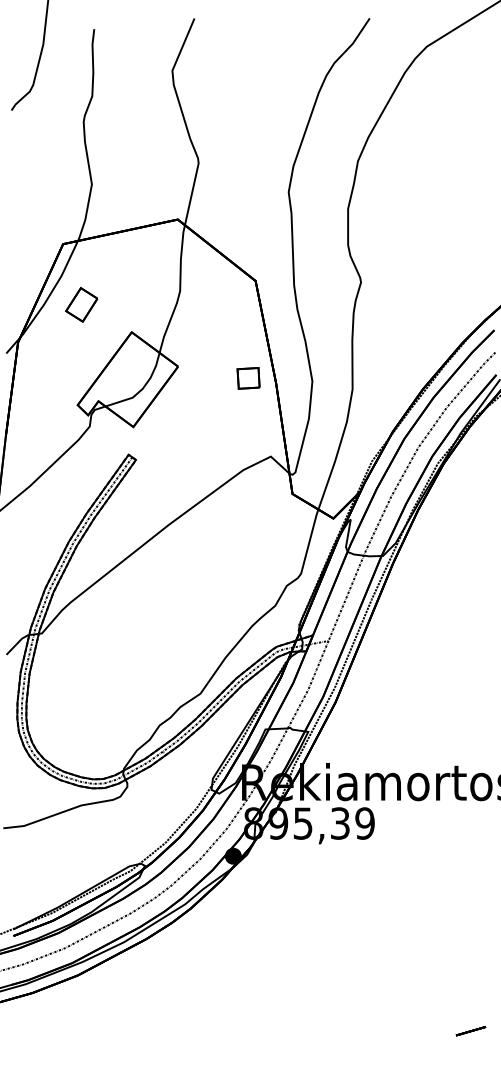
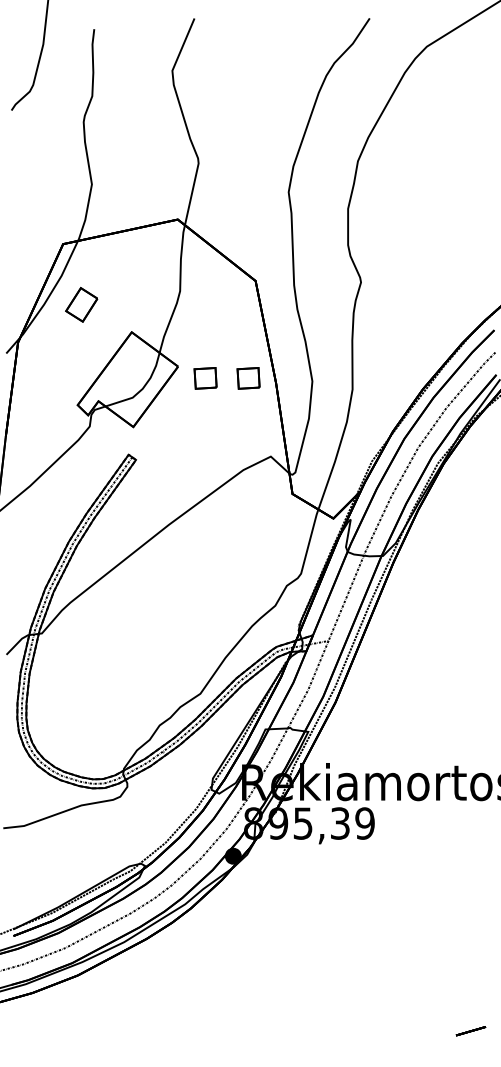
part: none -> present (205, 378)
